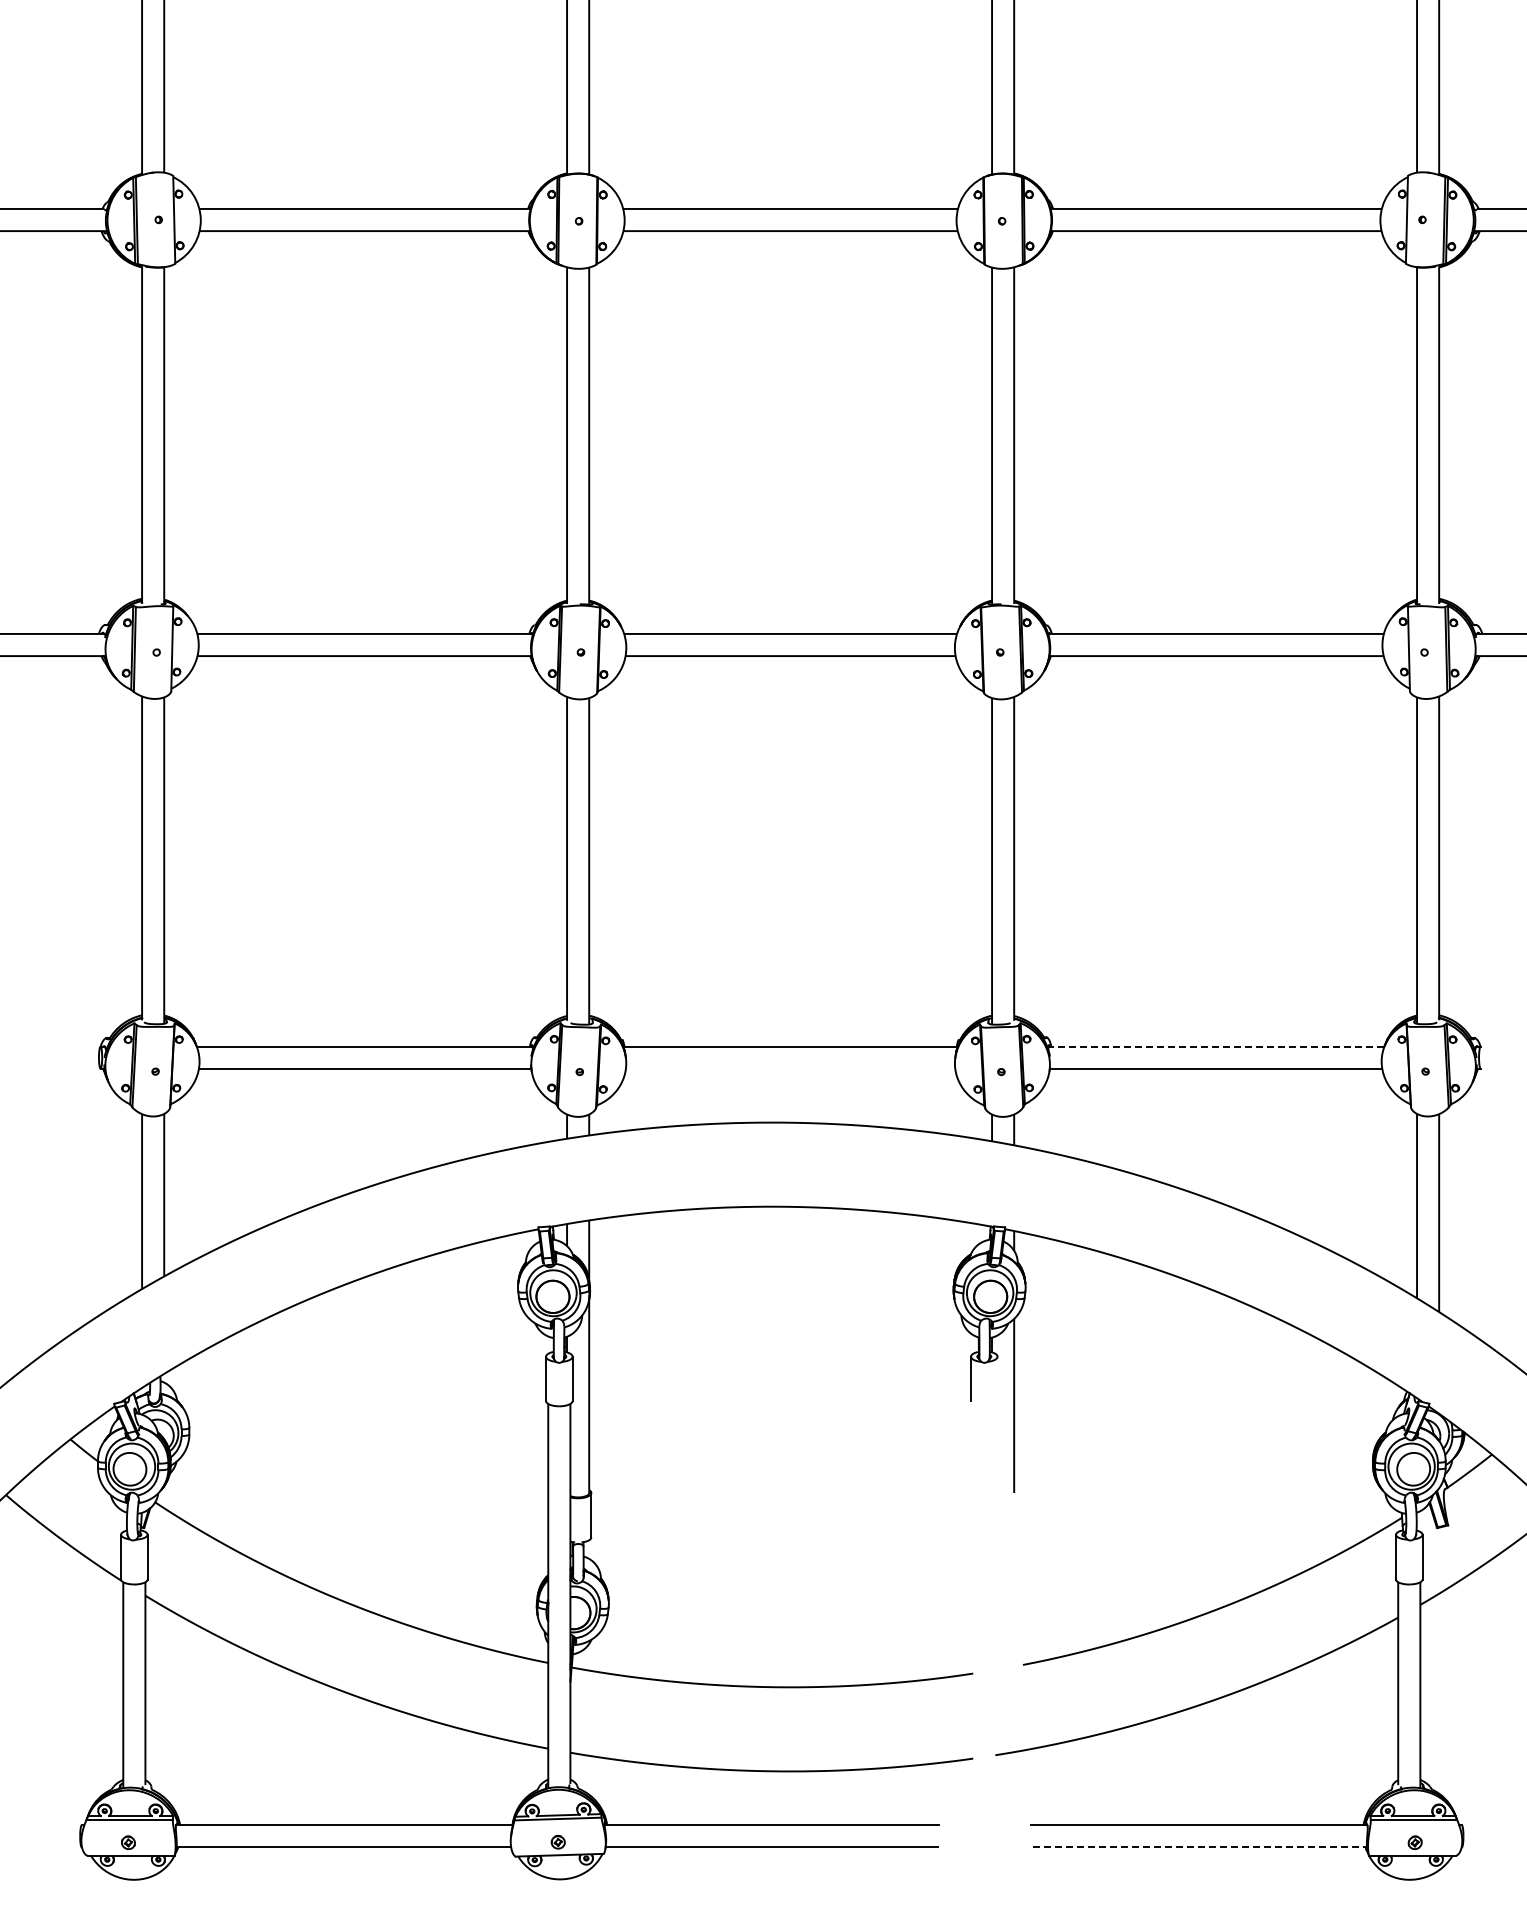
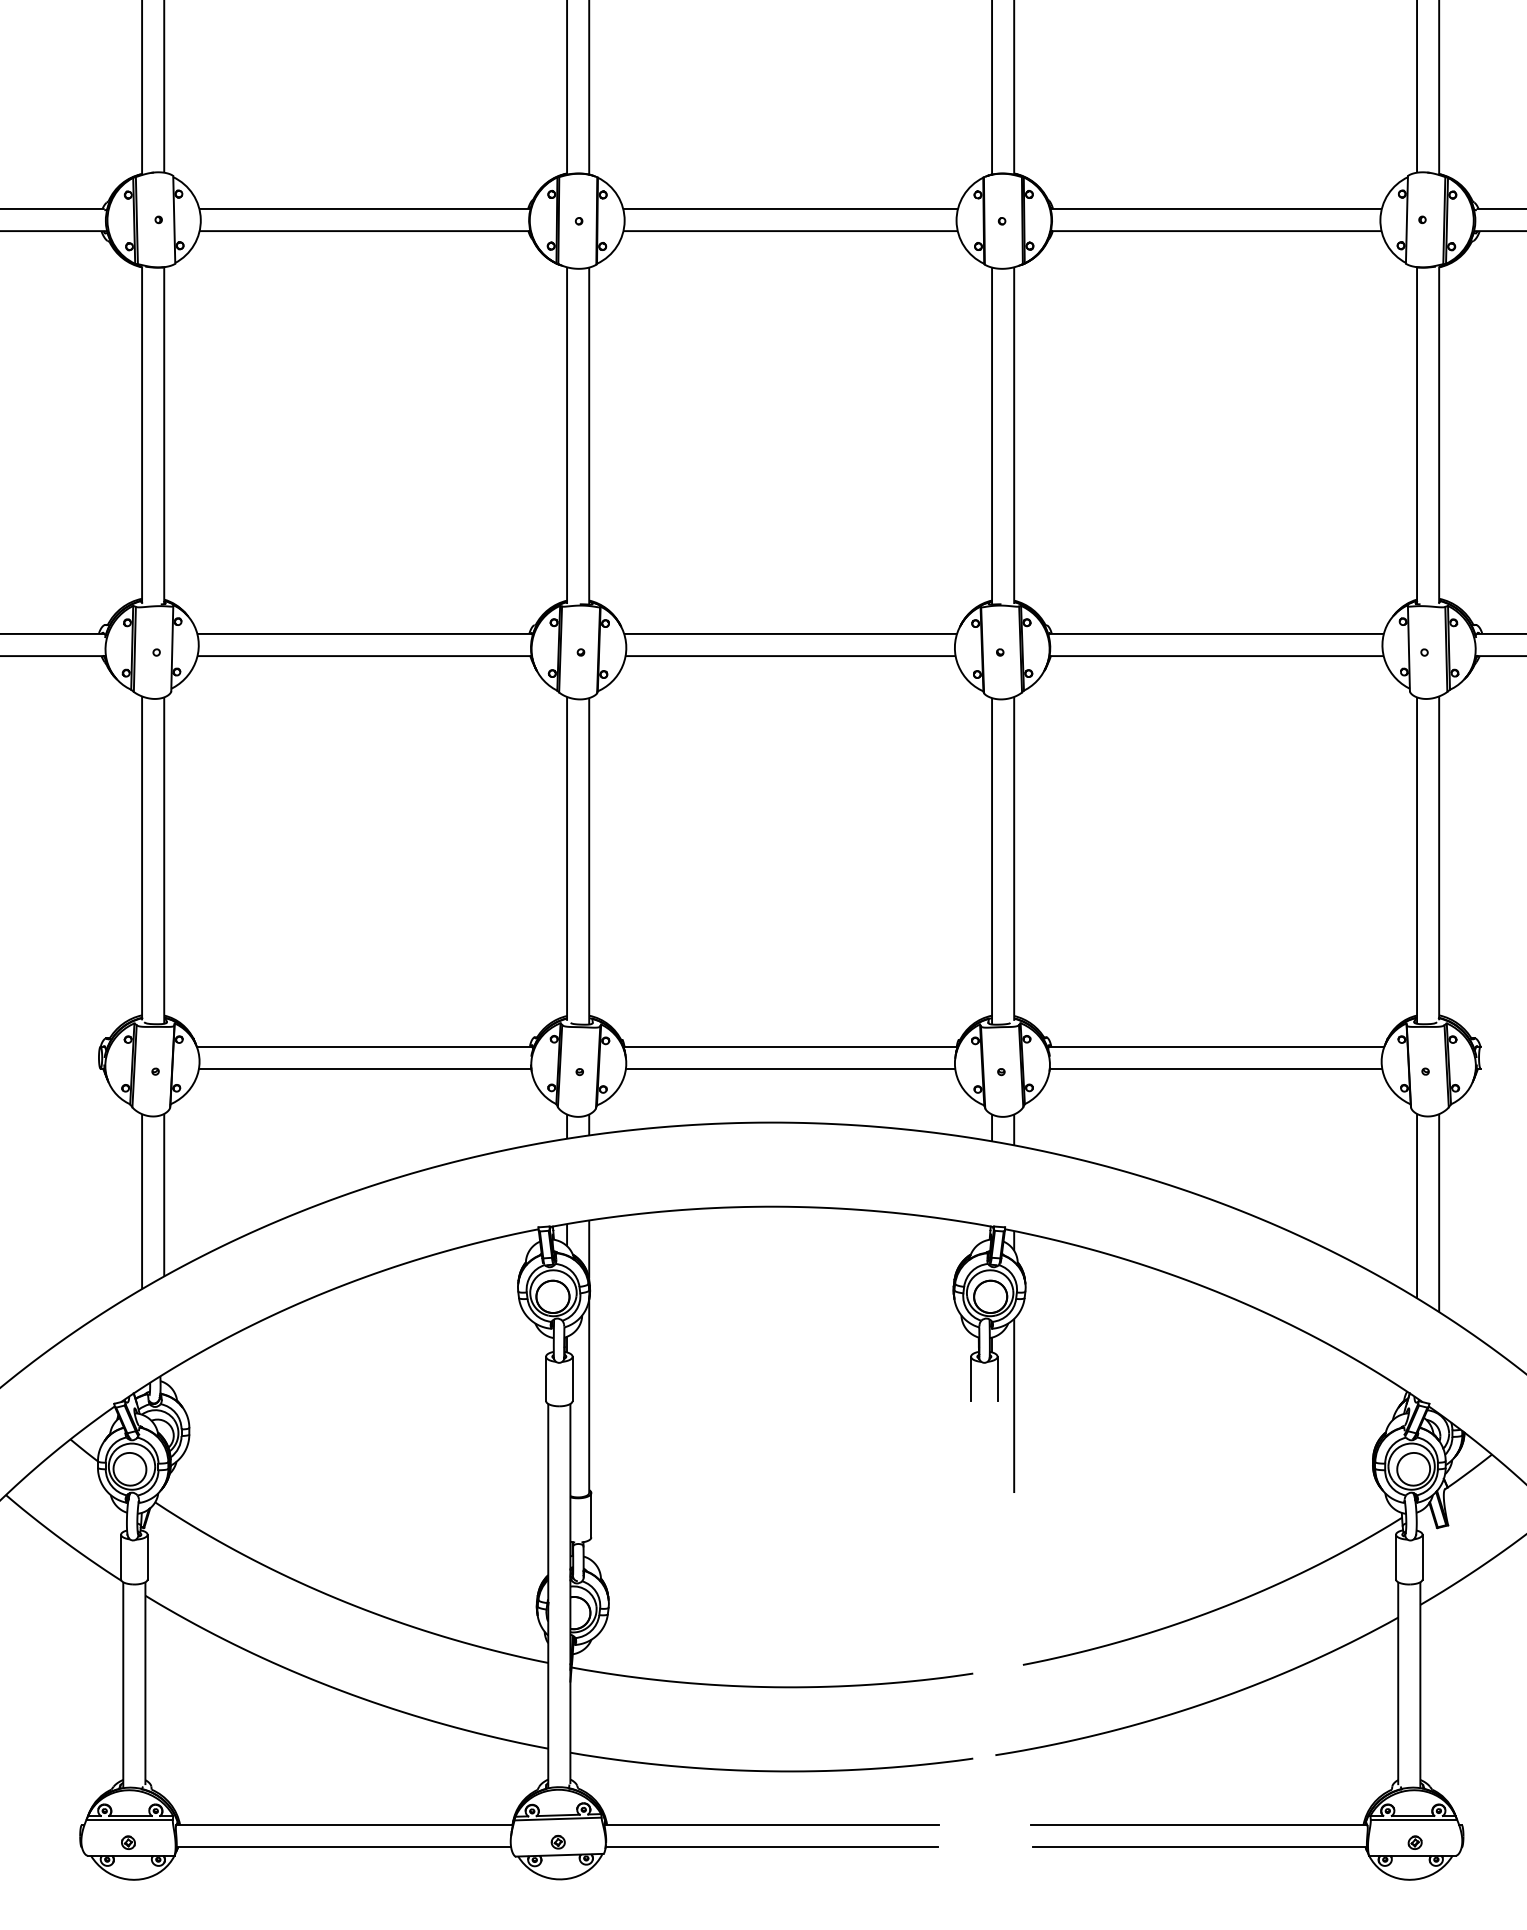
line: dashed -> solid (1216, 1046)
line: none -> present (790, 1068)
line: none -> present (997, 1378)
line: dashed -> solid (1200, 1847)
